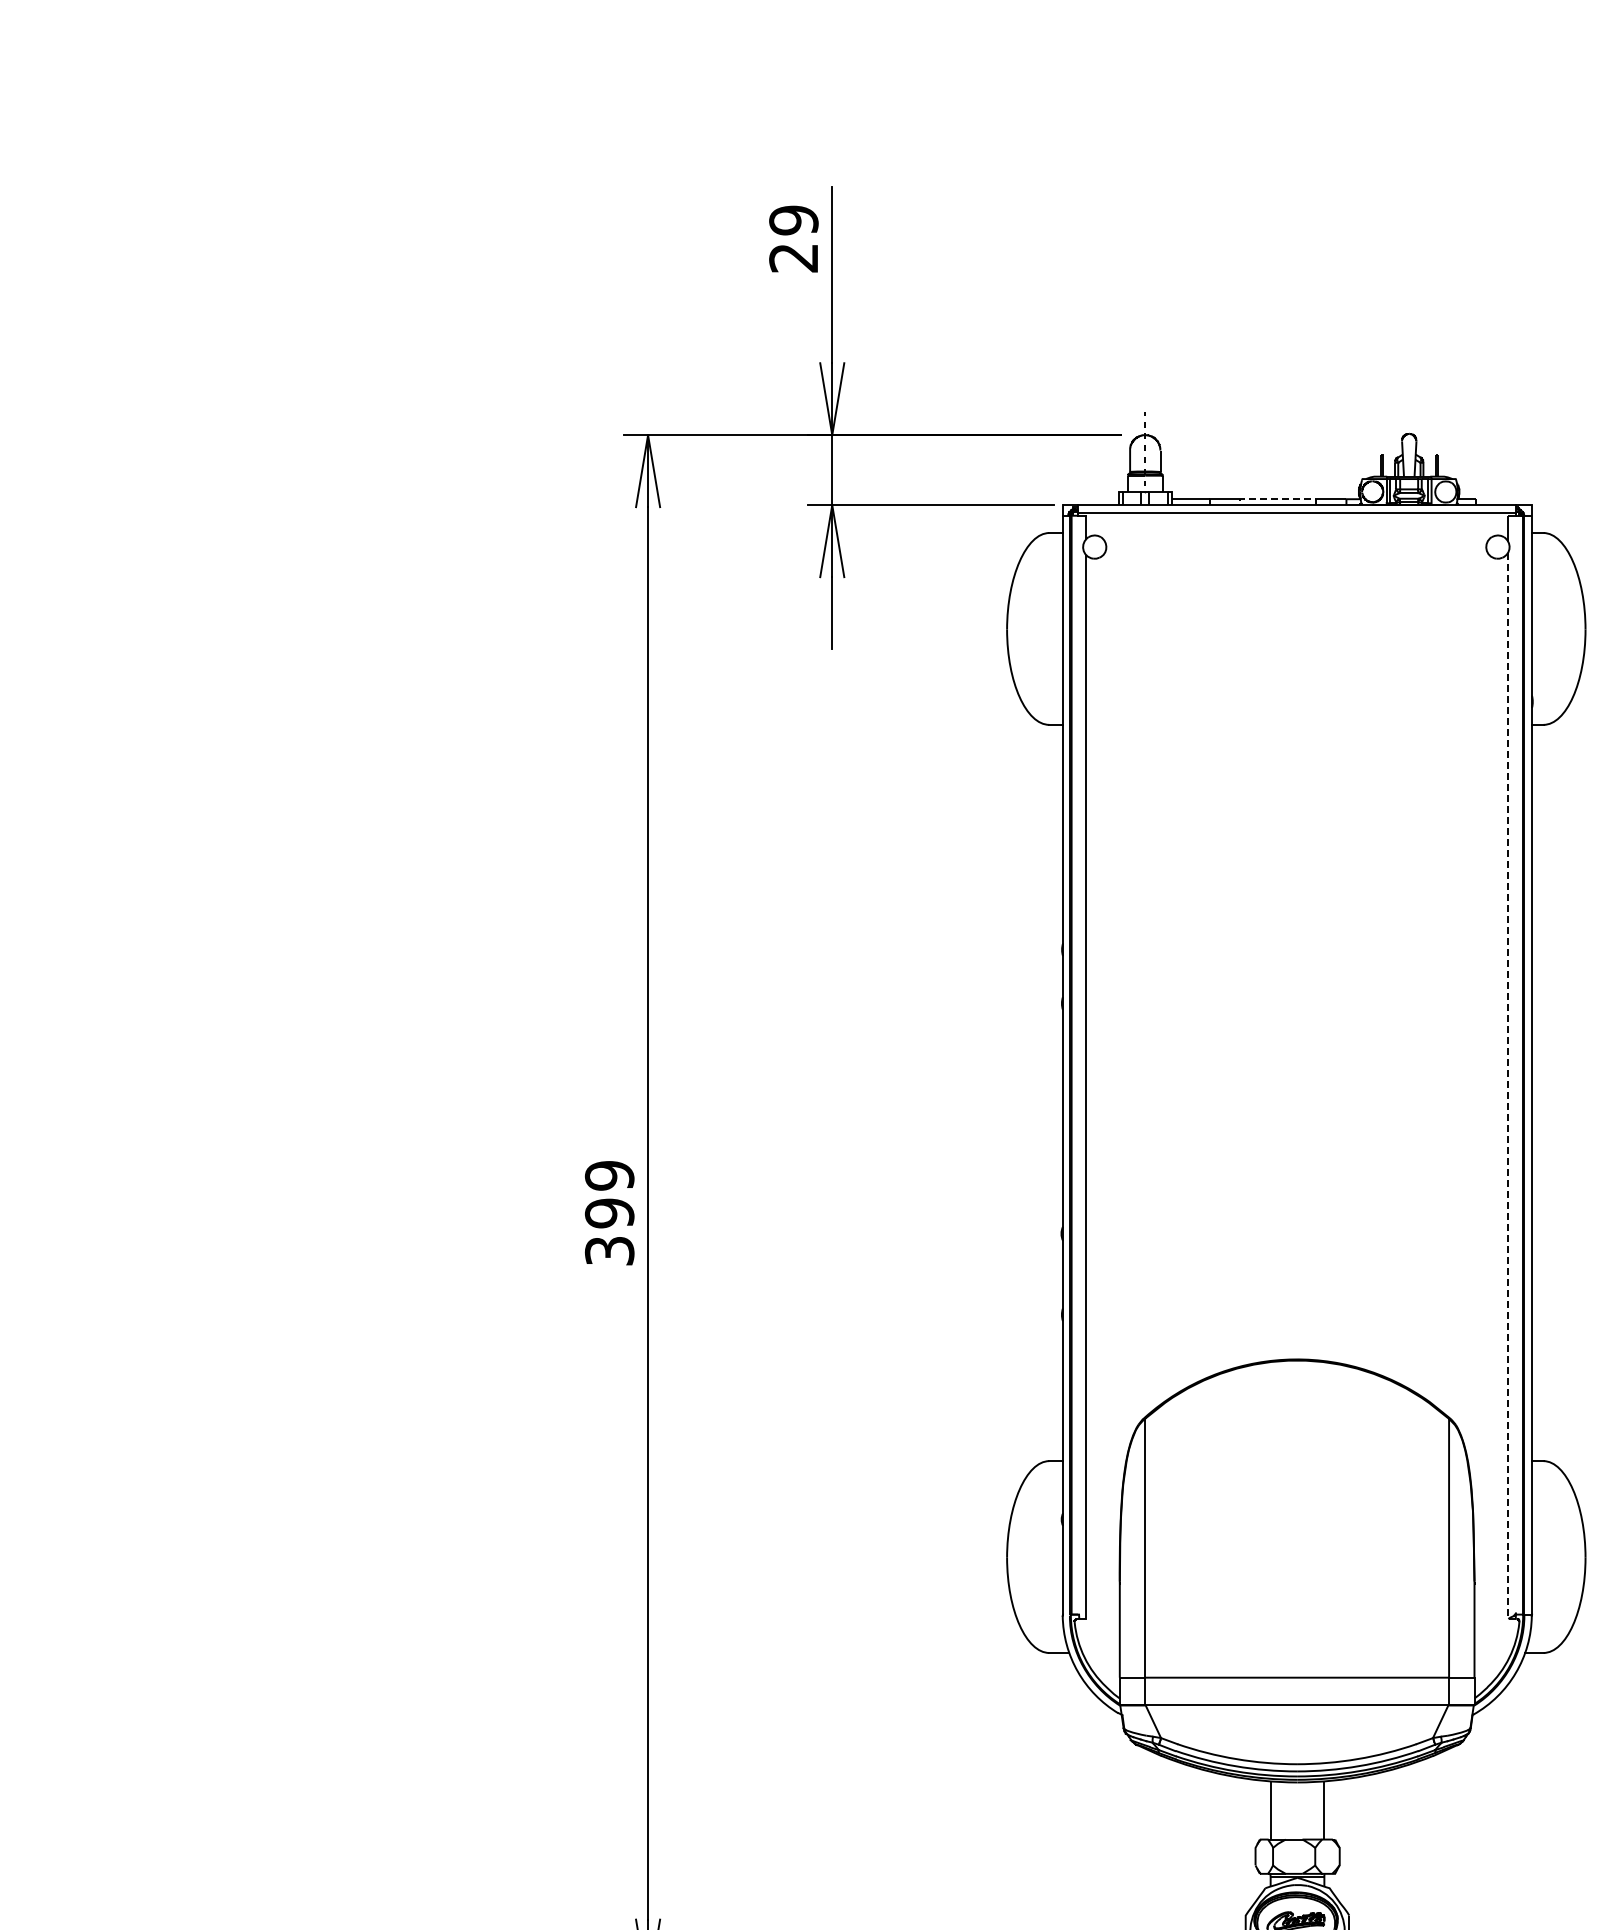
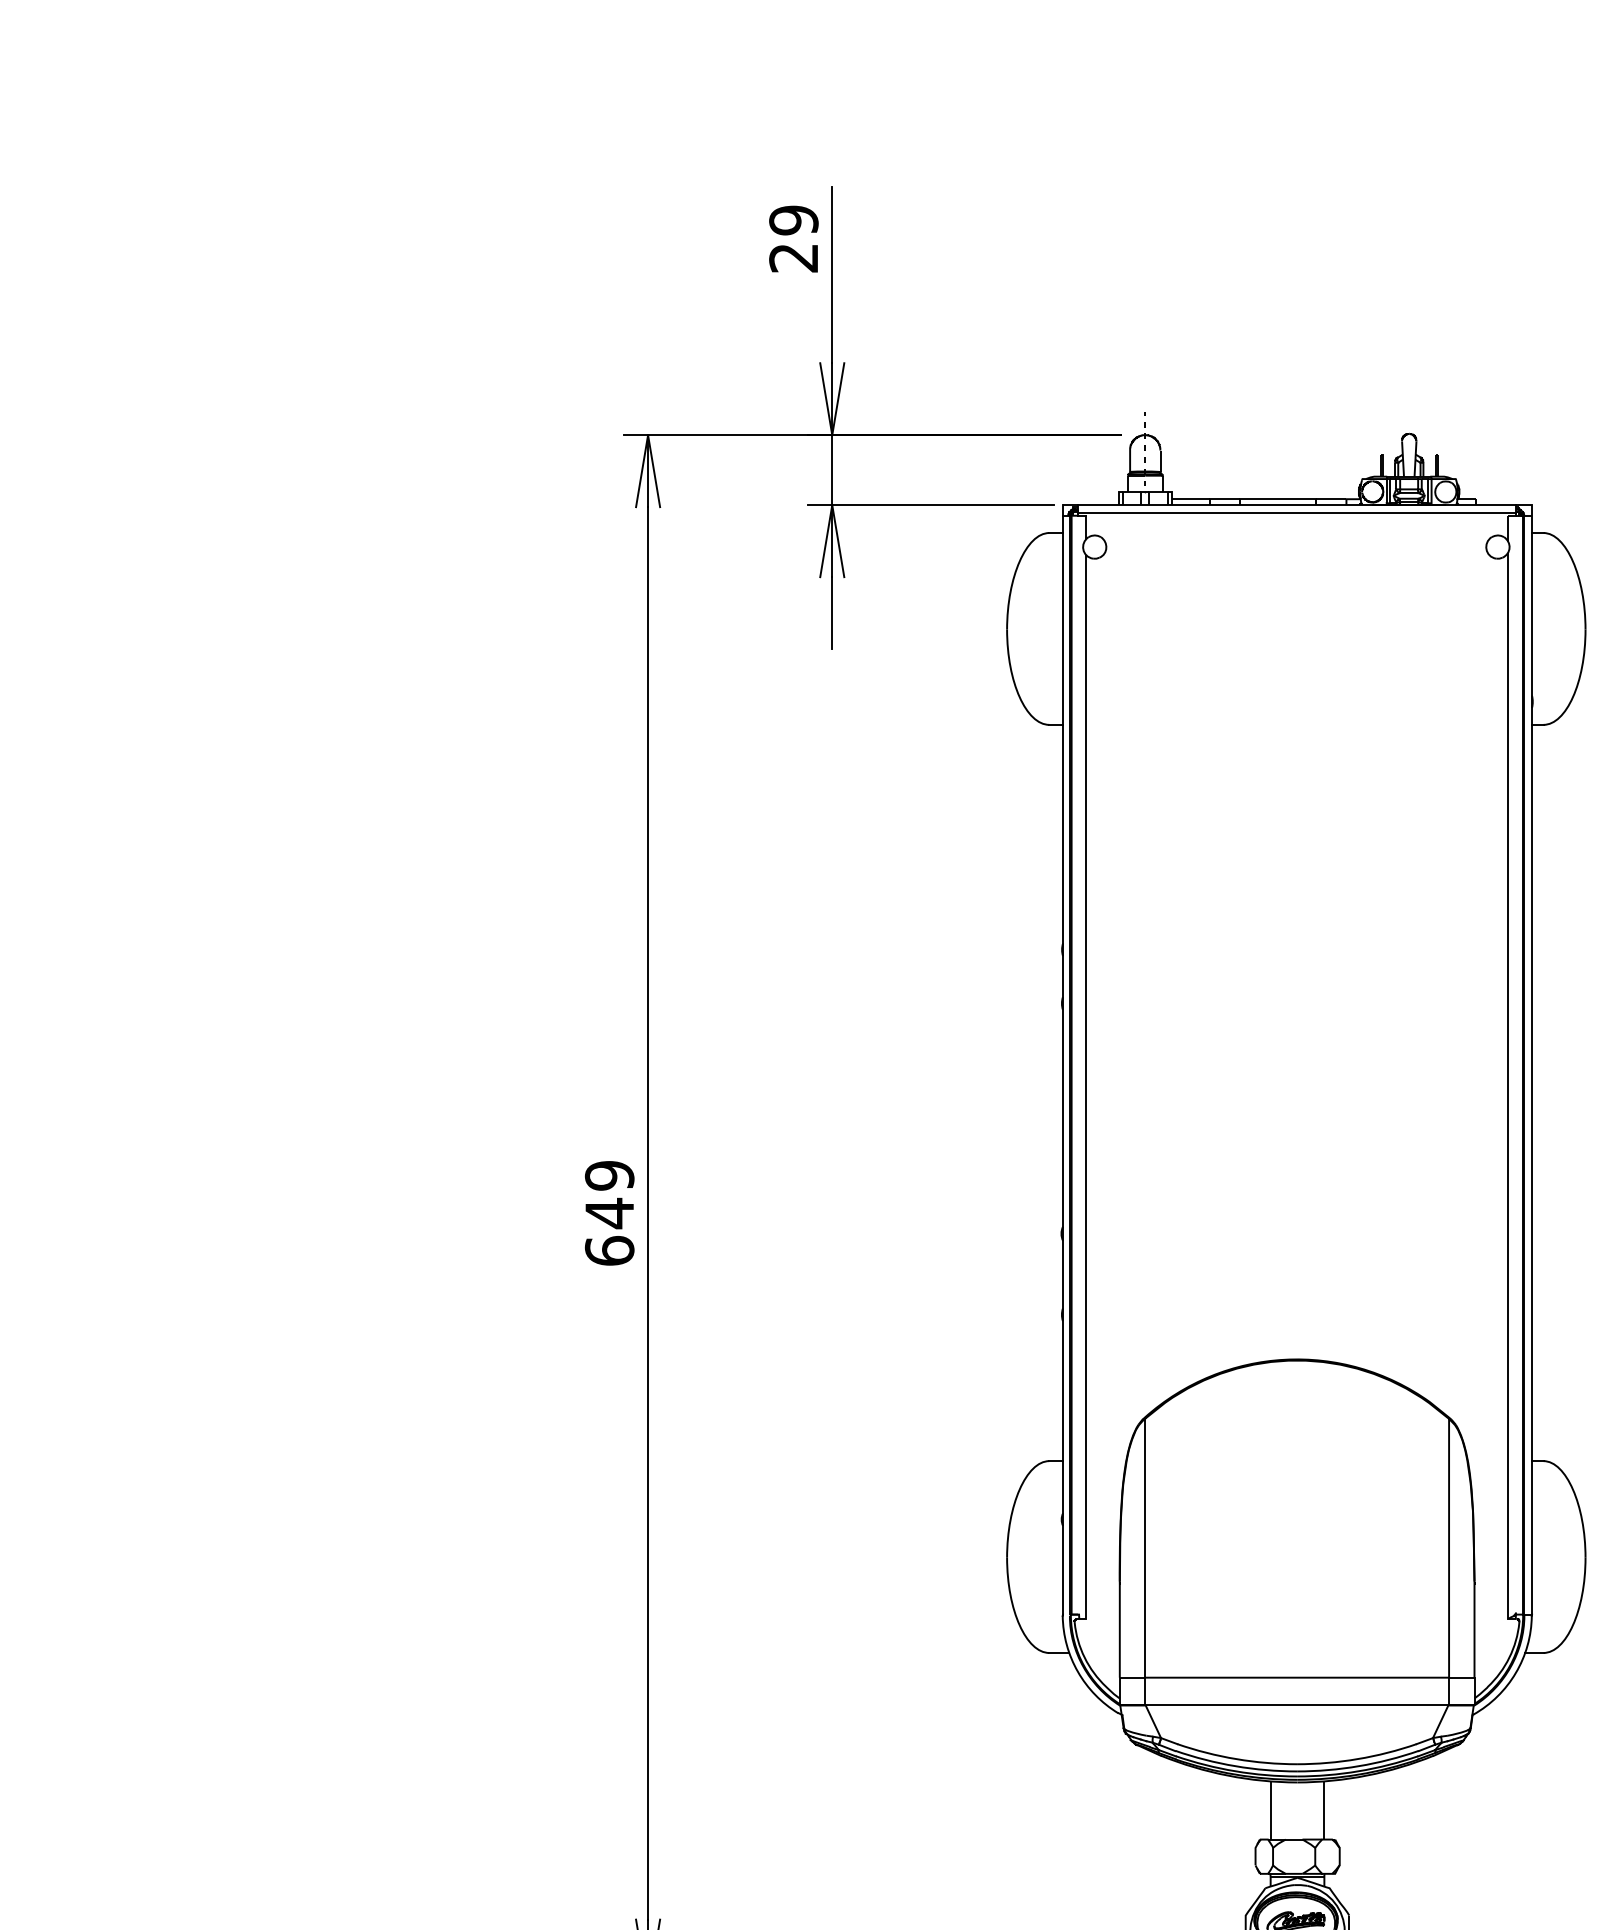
line: dashed -> solid (1277, 499)
line: dashed -> solid (1508, 1090)
text: 399 -> 649 (609, 1231)
